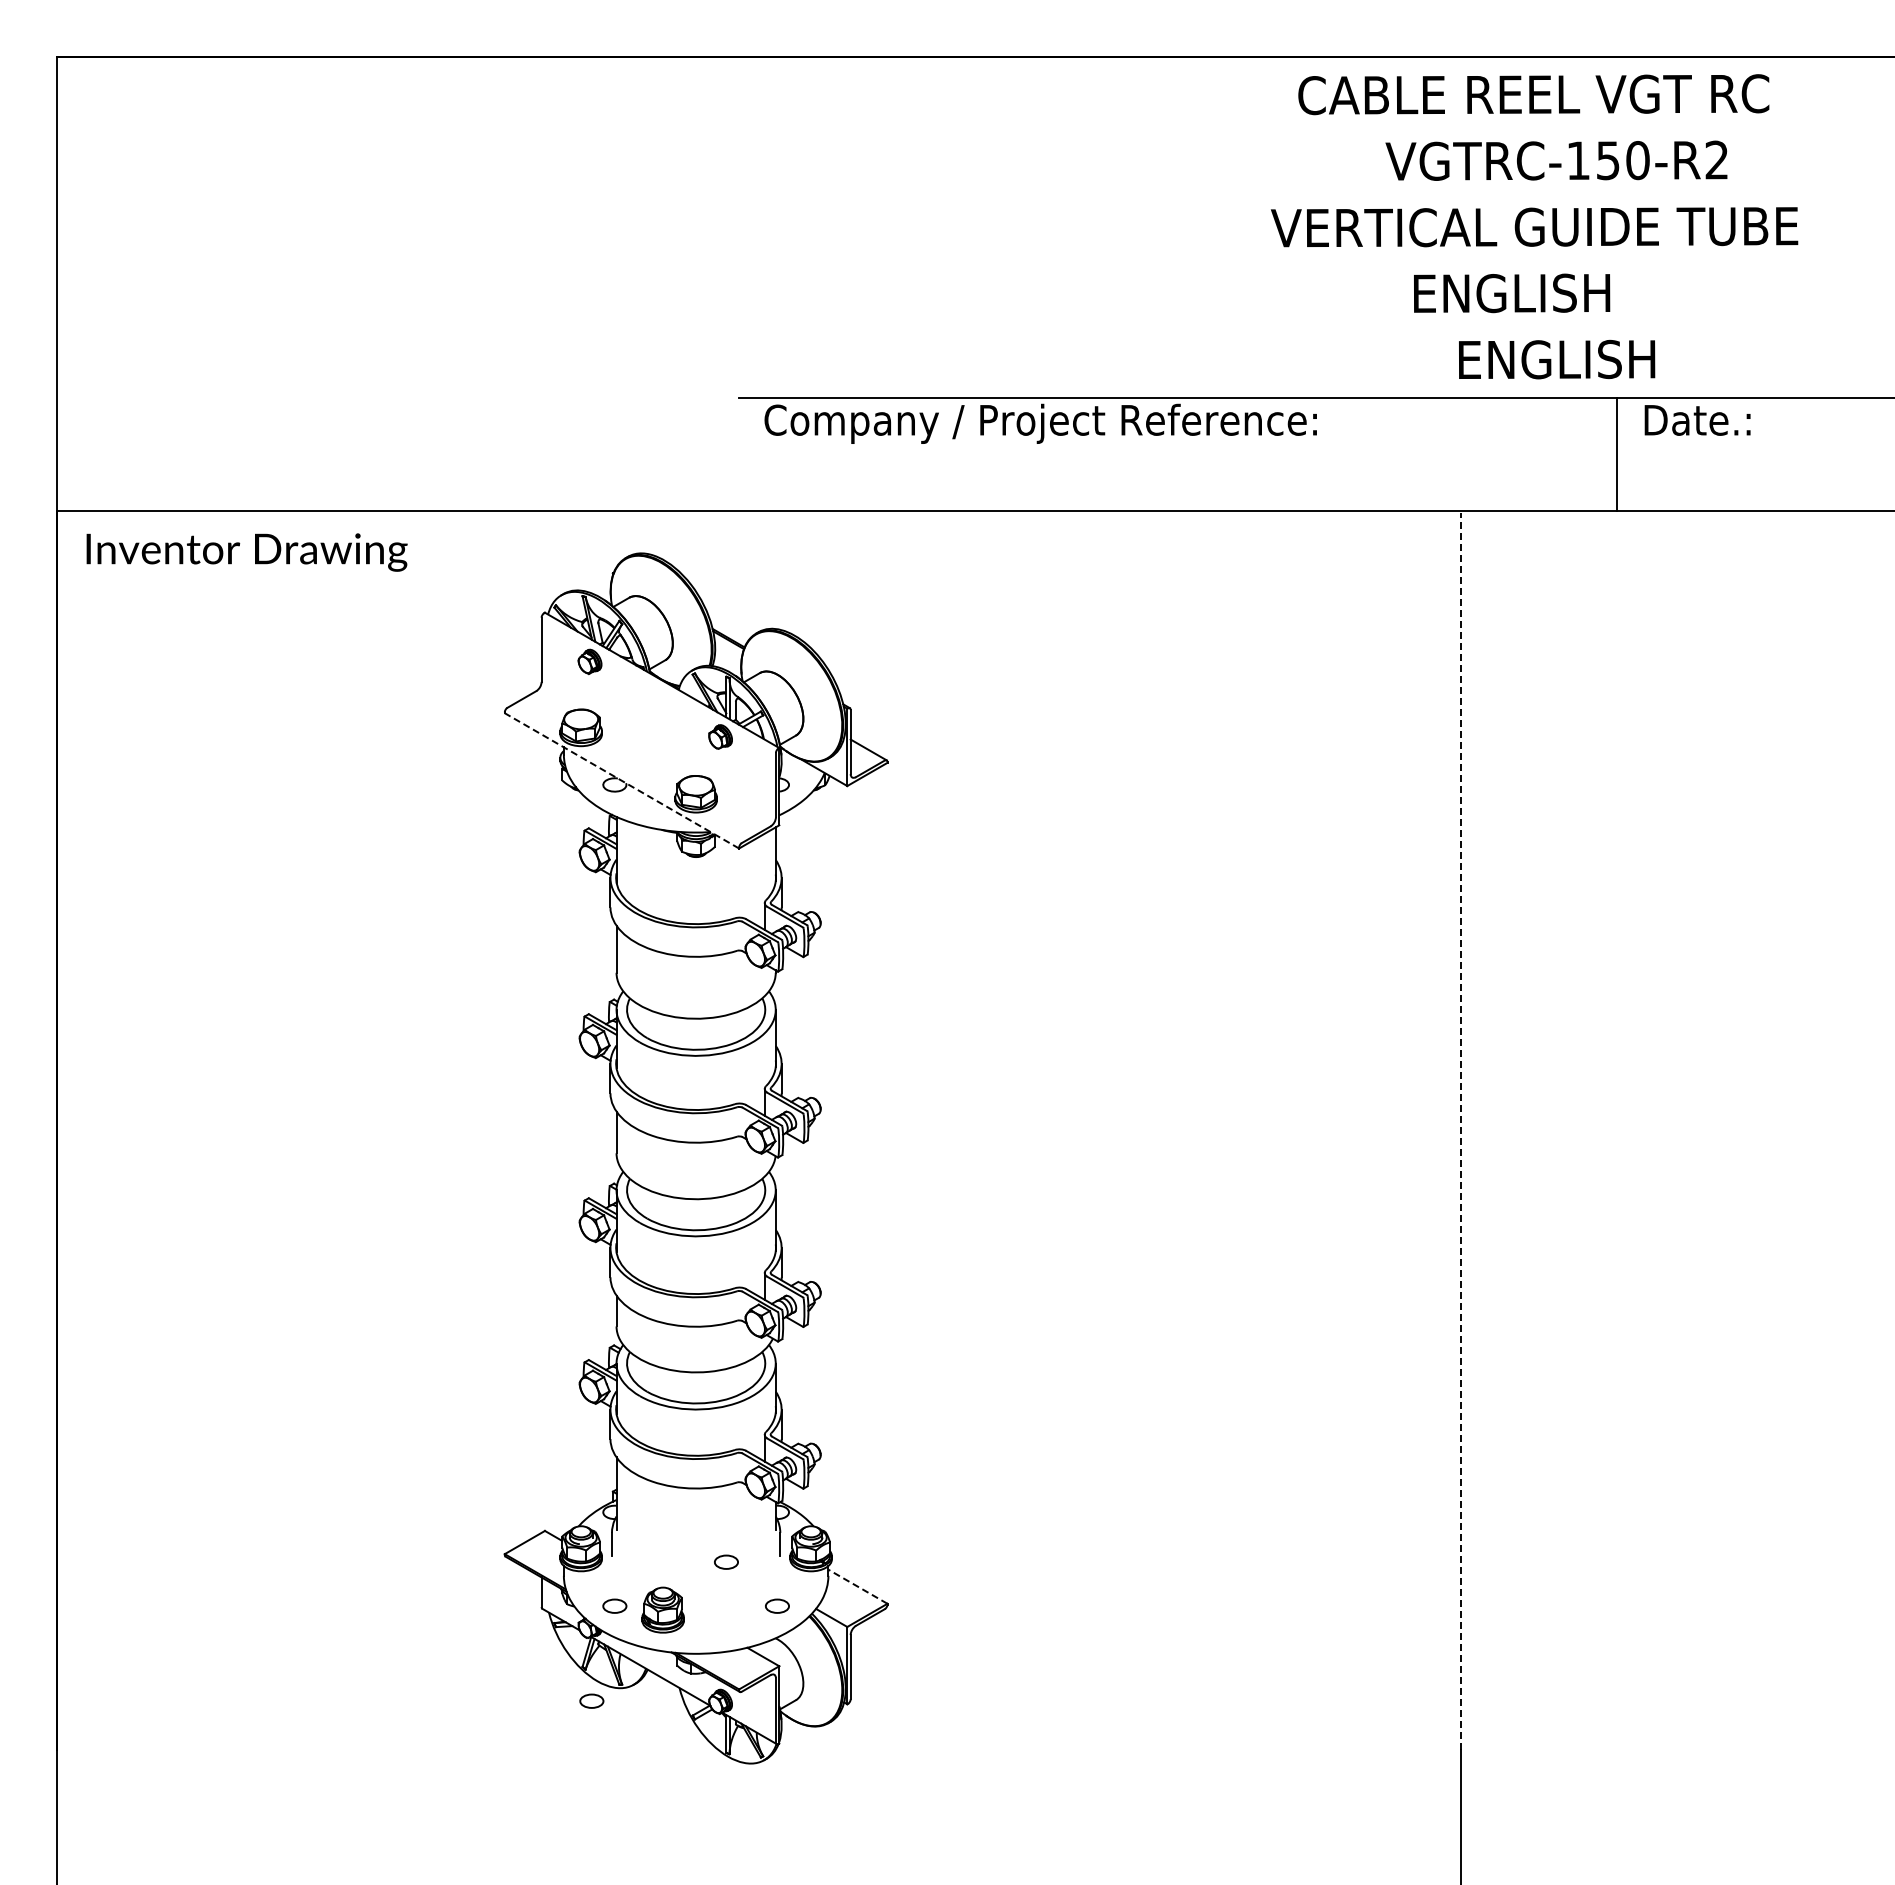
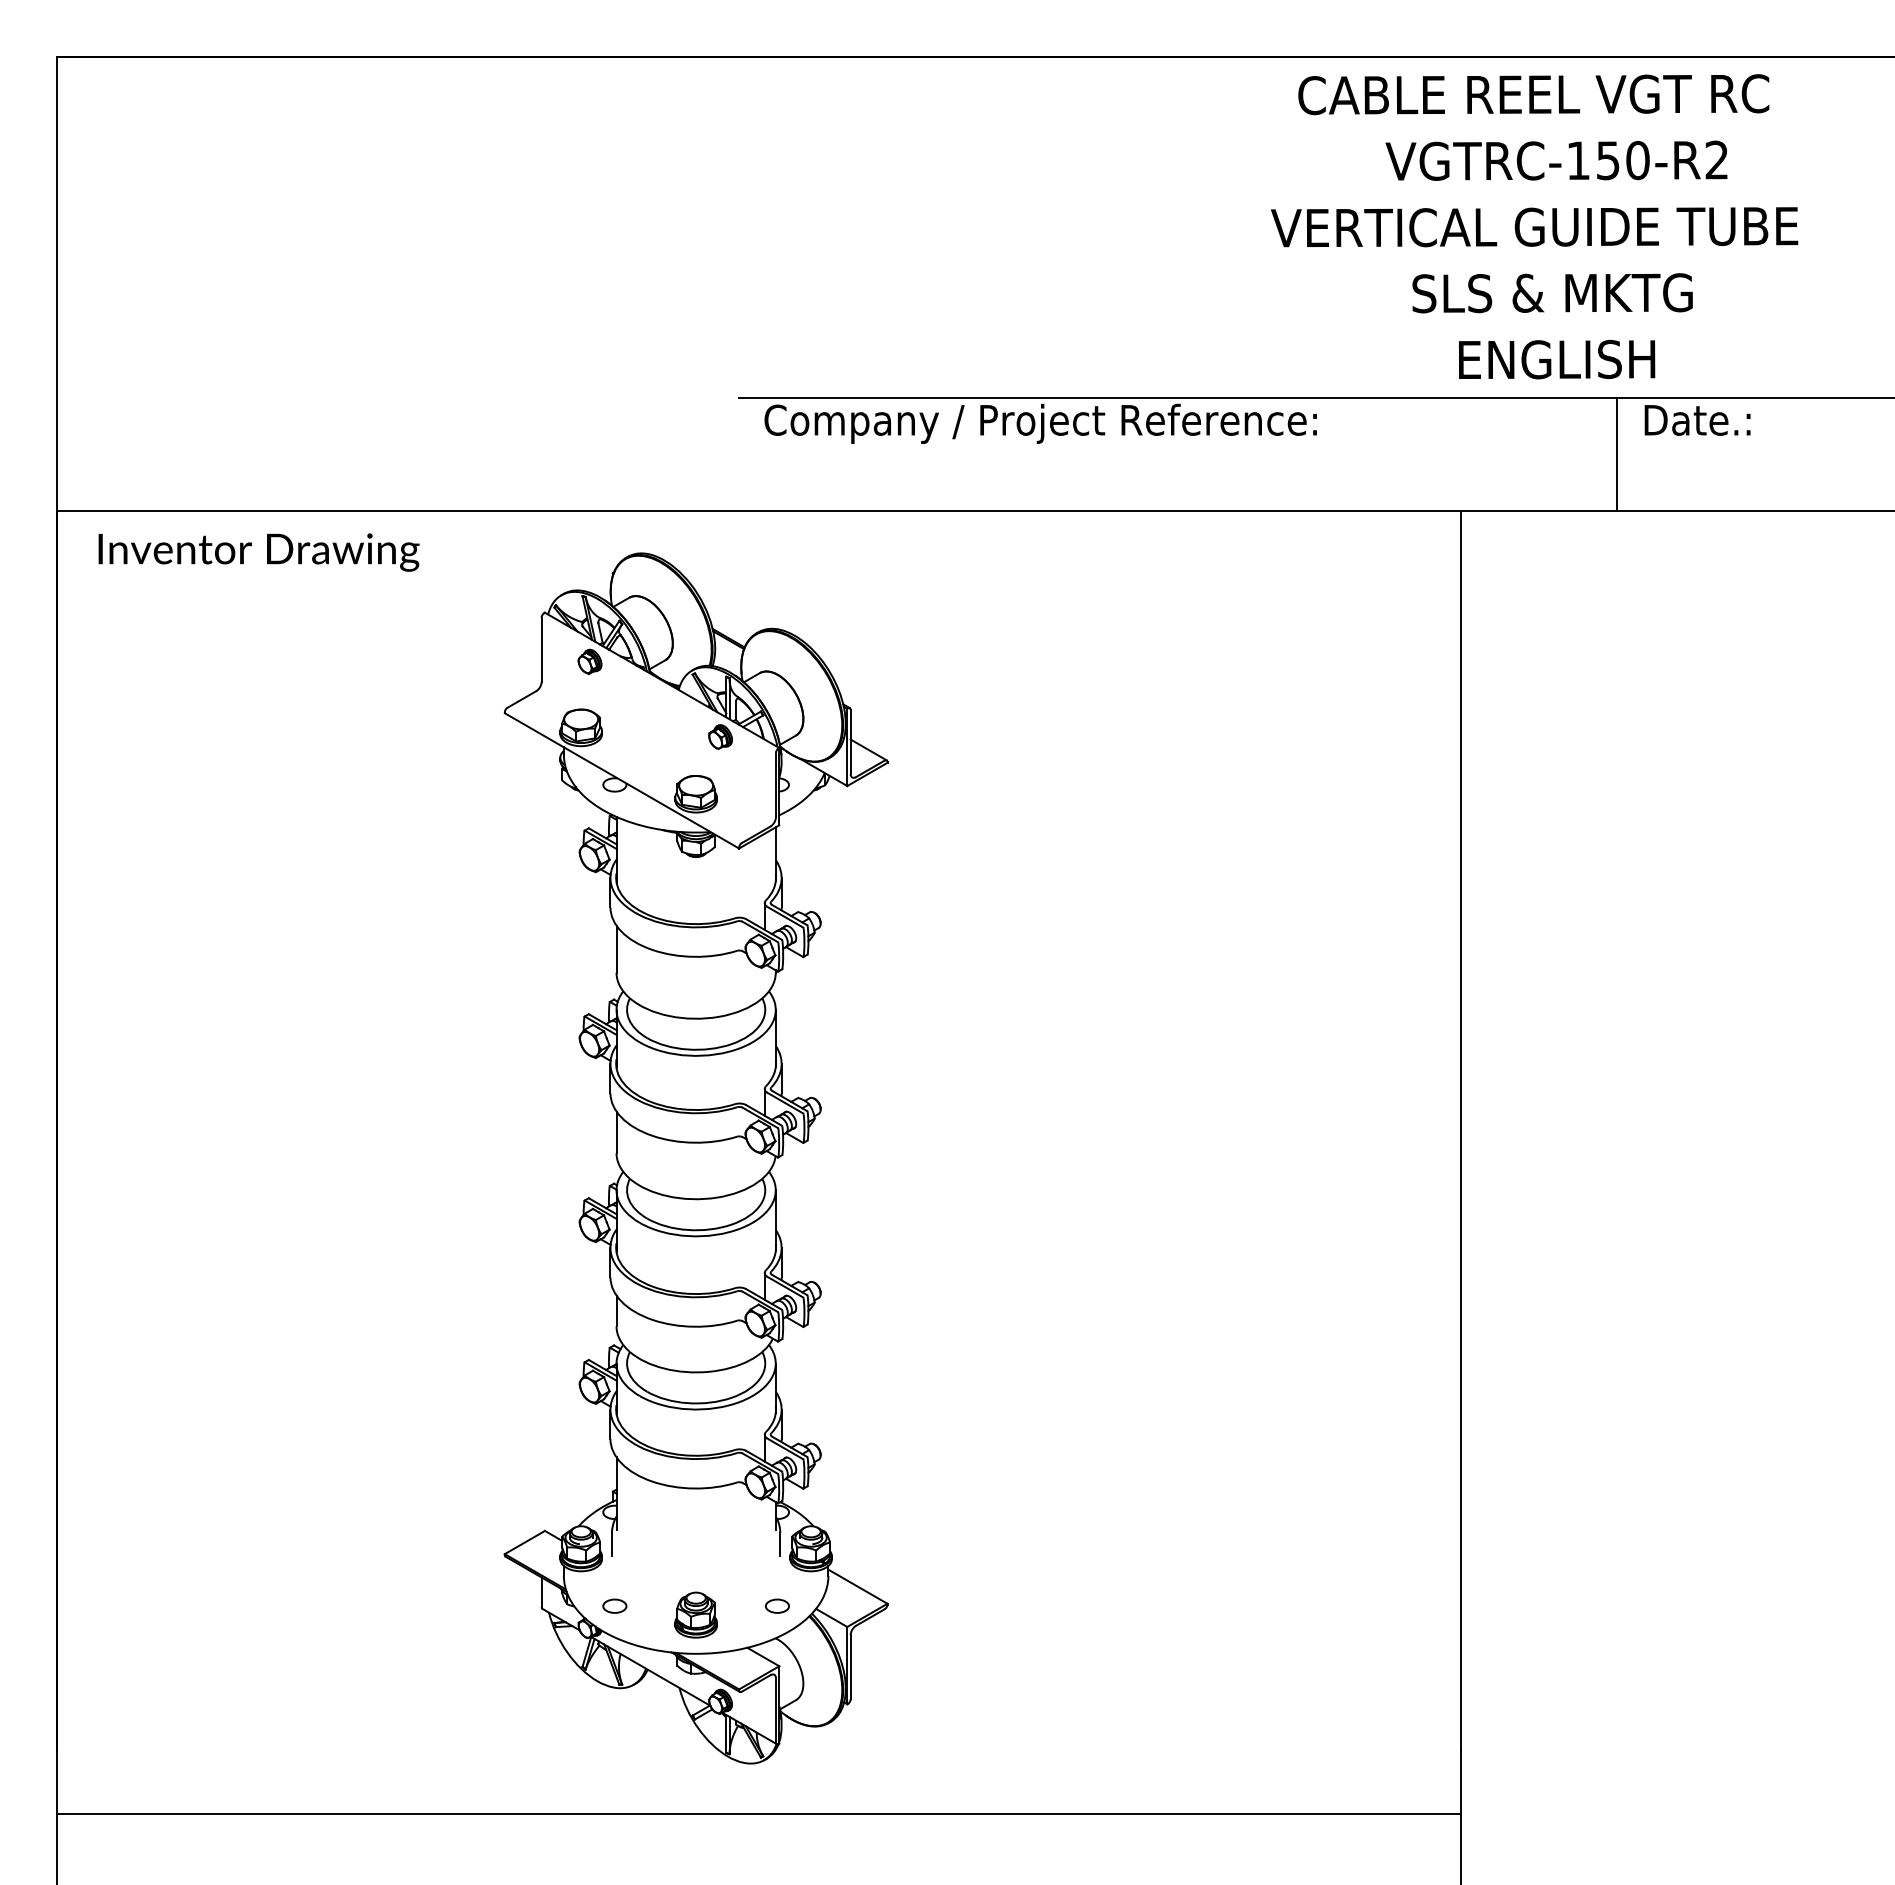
text: ENGLISH -> SLS & MKTG (1552, 293)
text position: (246, 552) -> (258, 552) (258, 552)
line: dashed -> solid (621, 780)
line: dashed -> solid (1461, 1131)
part: present -> none (726, 1561)
line: dashed -> solid (857, 1586)
part position: (662, 1609) -> (695, 1614) (695, 1614)
part: present -> none (591, 1700)
line: none -> present (758, 1813)
